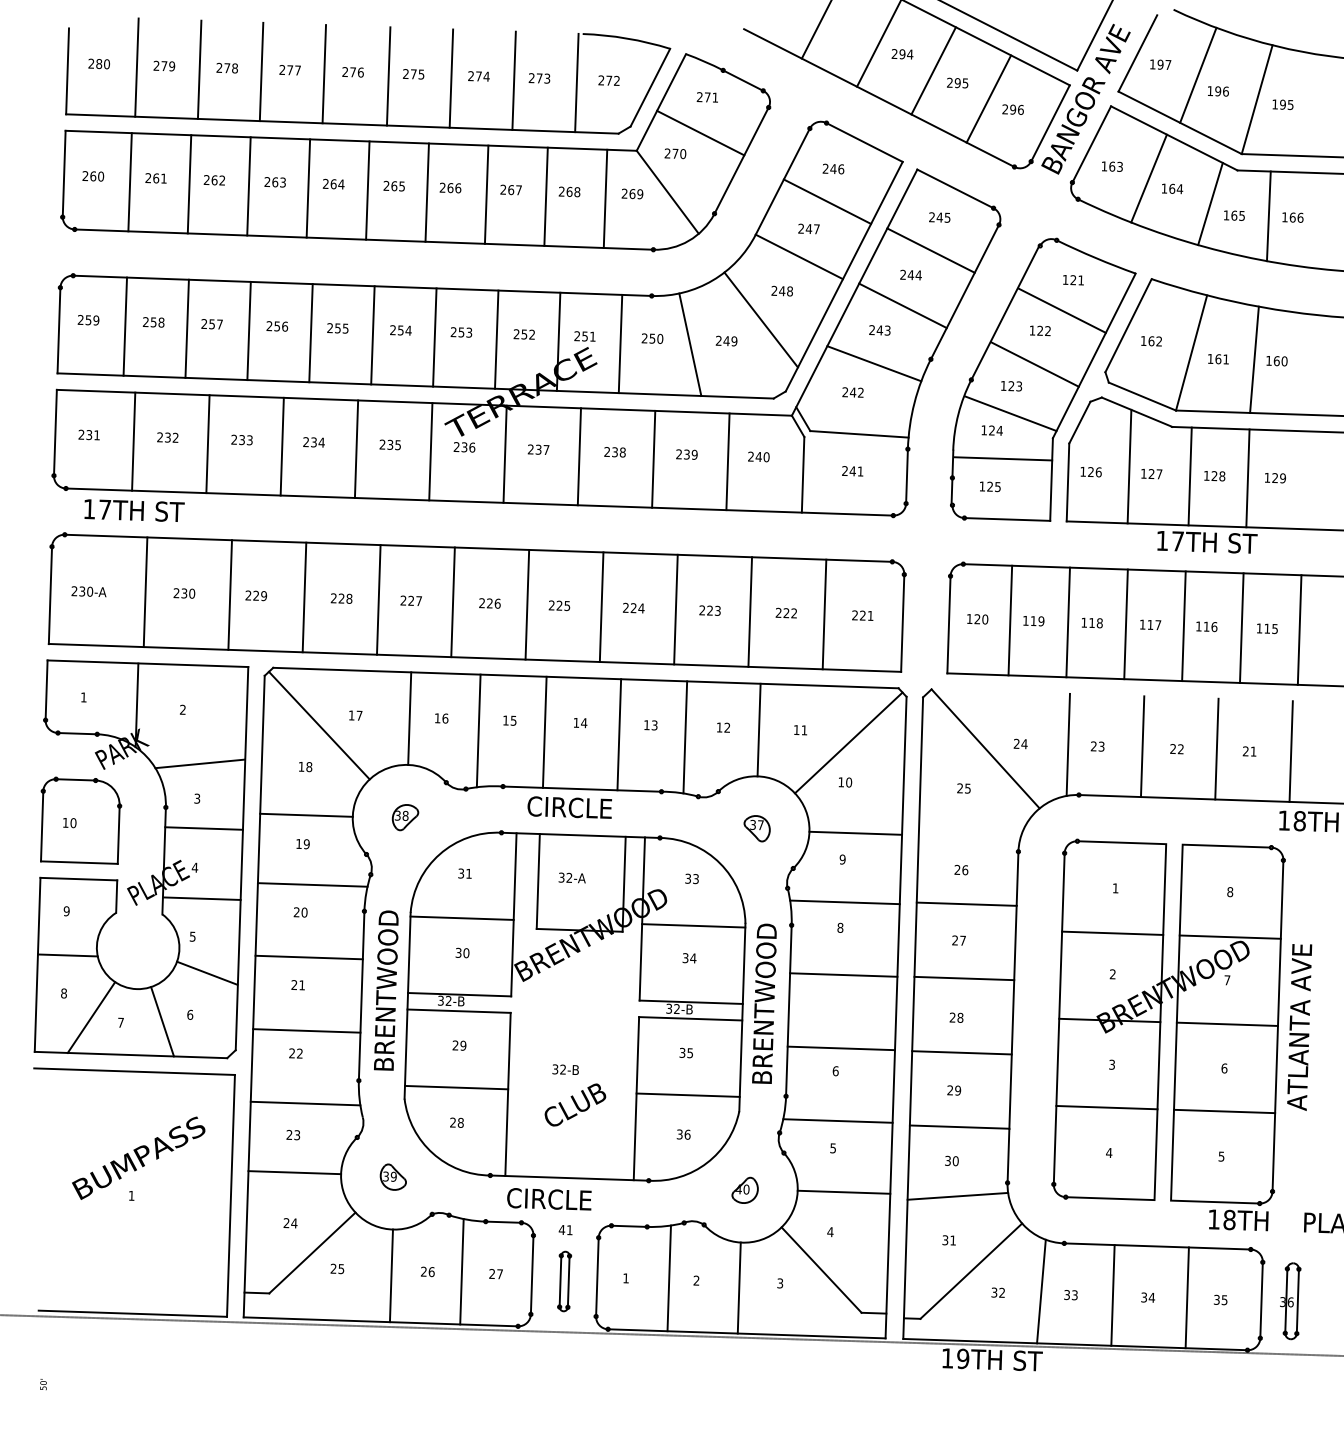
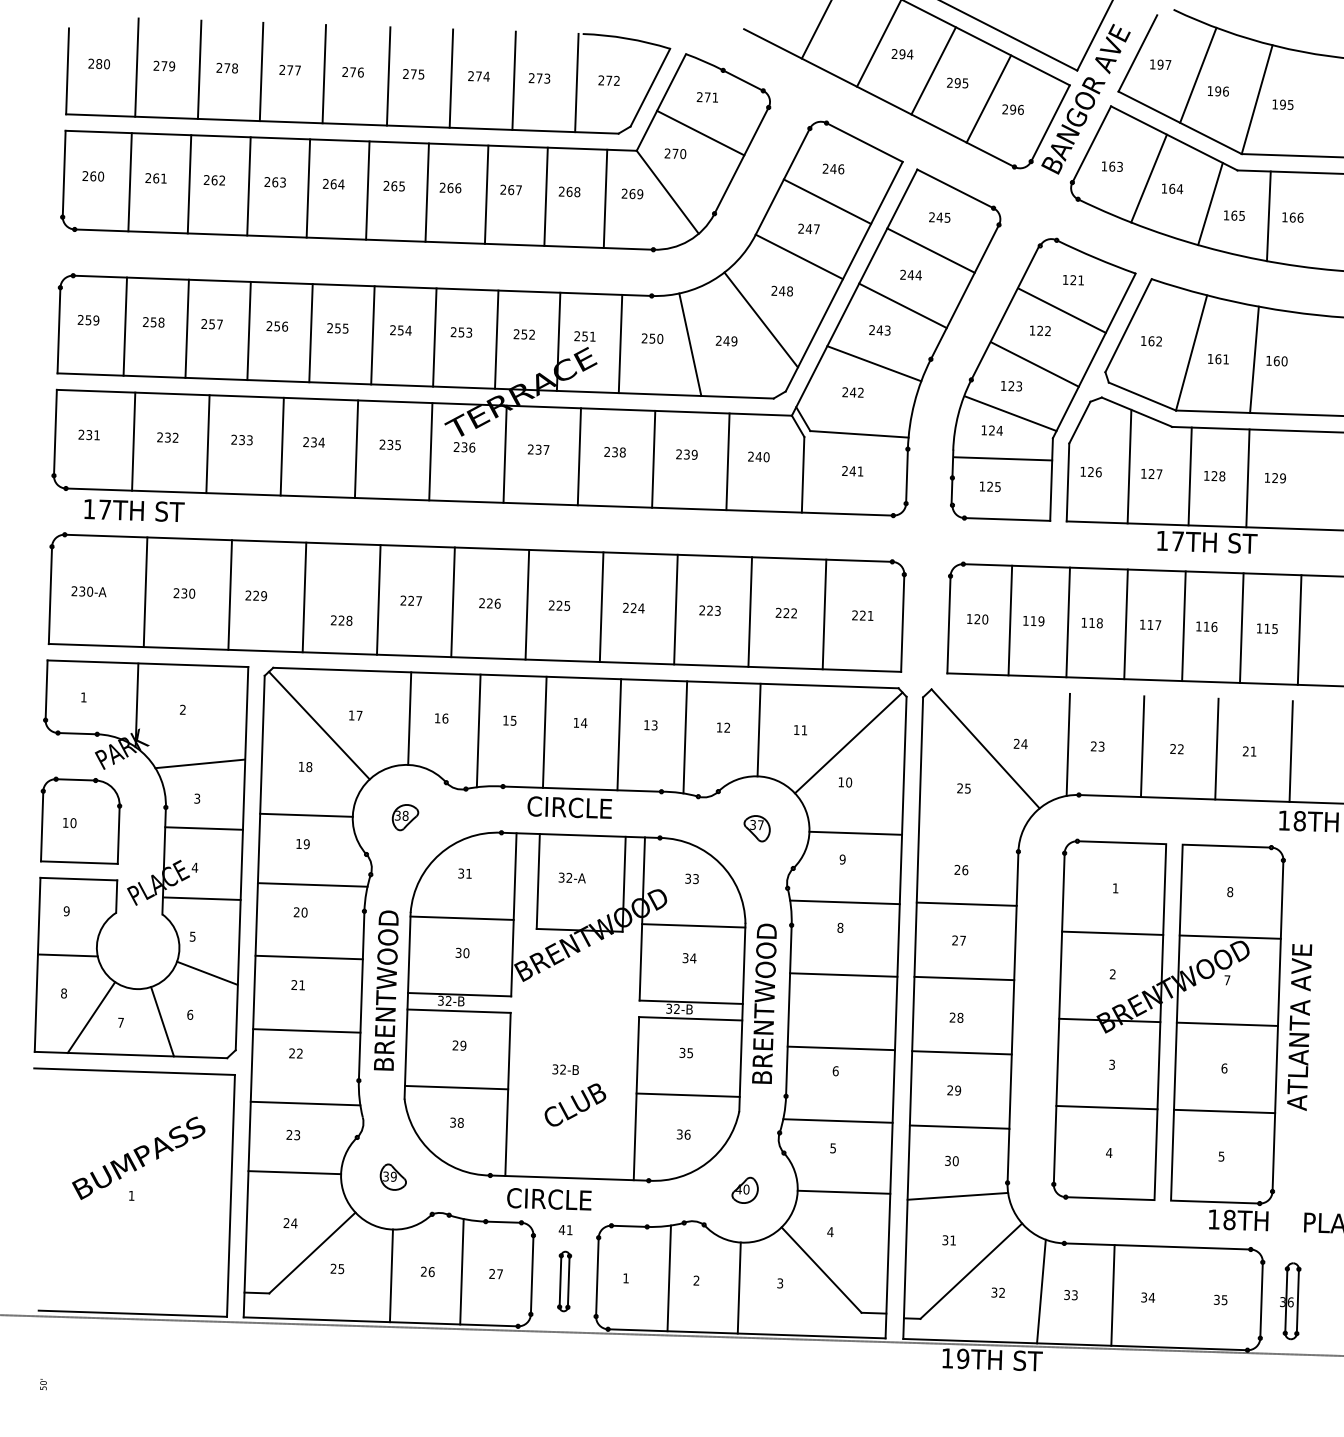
text position: (341, 598) -> (341, 620) (341, 620)
text: 28 -> 38 (452, 1122)
line: present -> none (1186, 1297)
